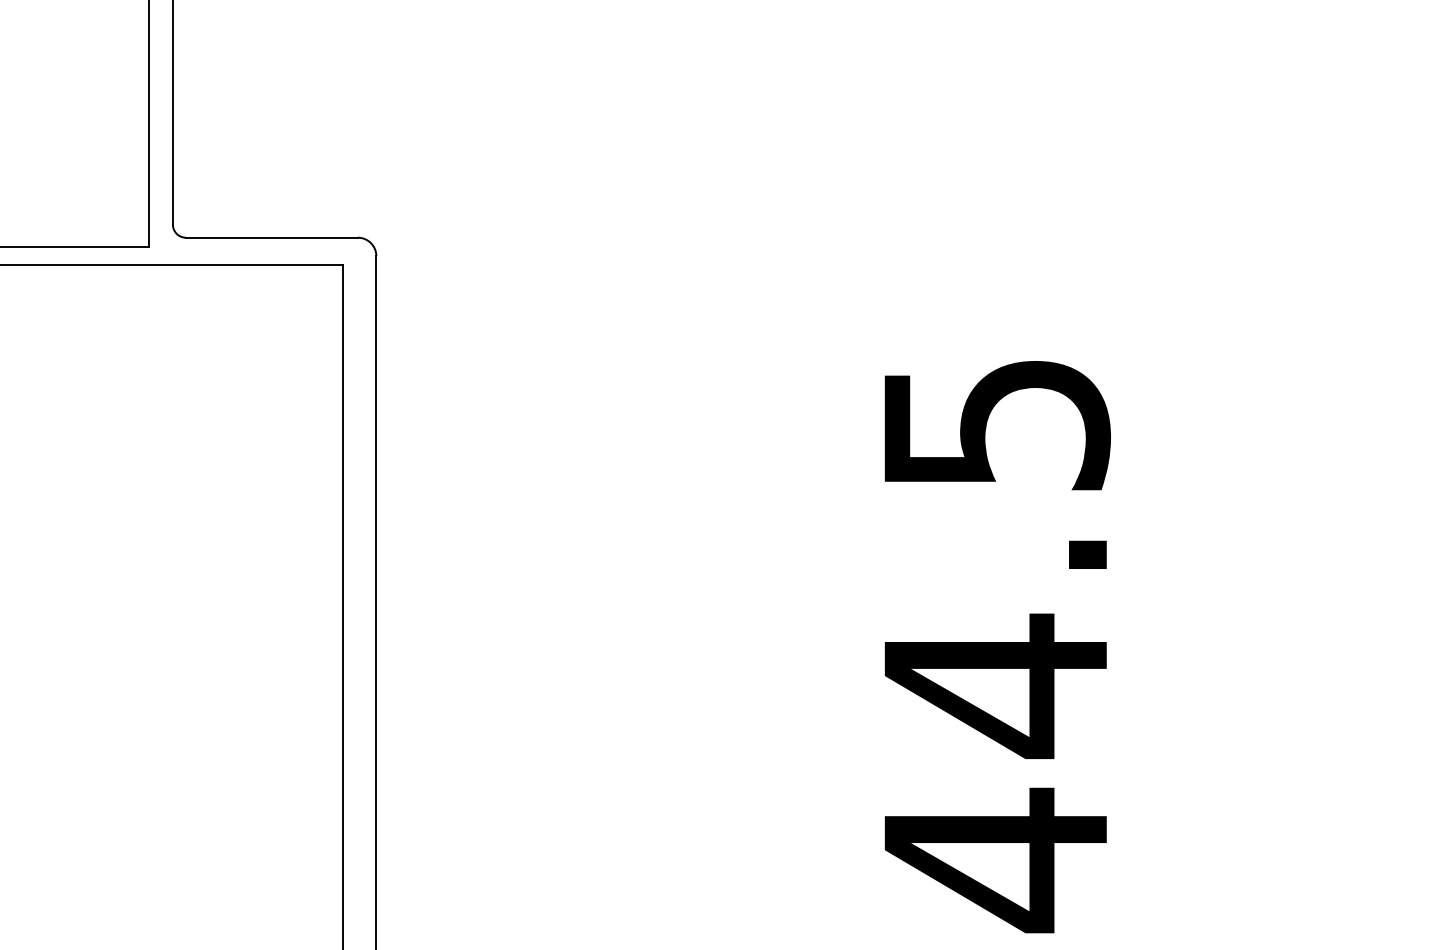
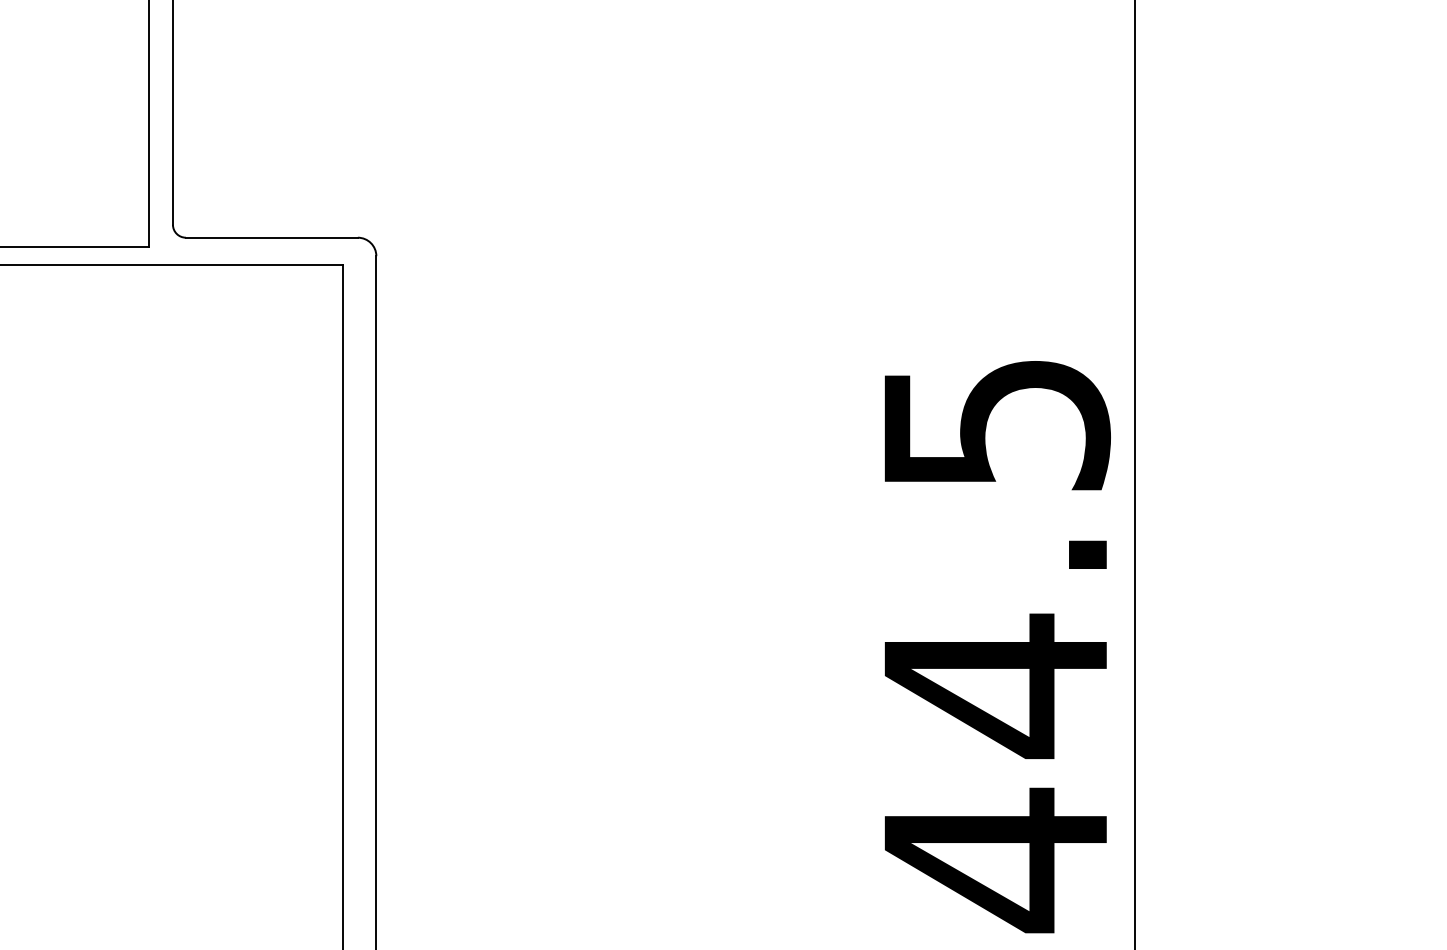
line: none -> present (1134, 474)
